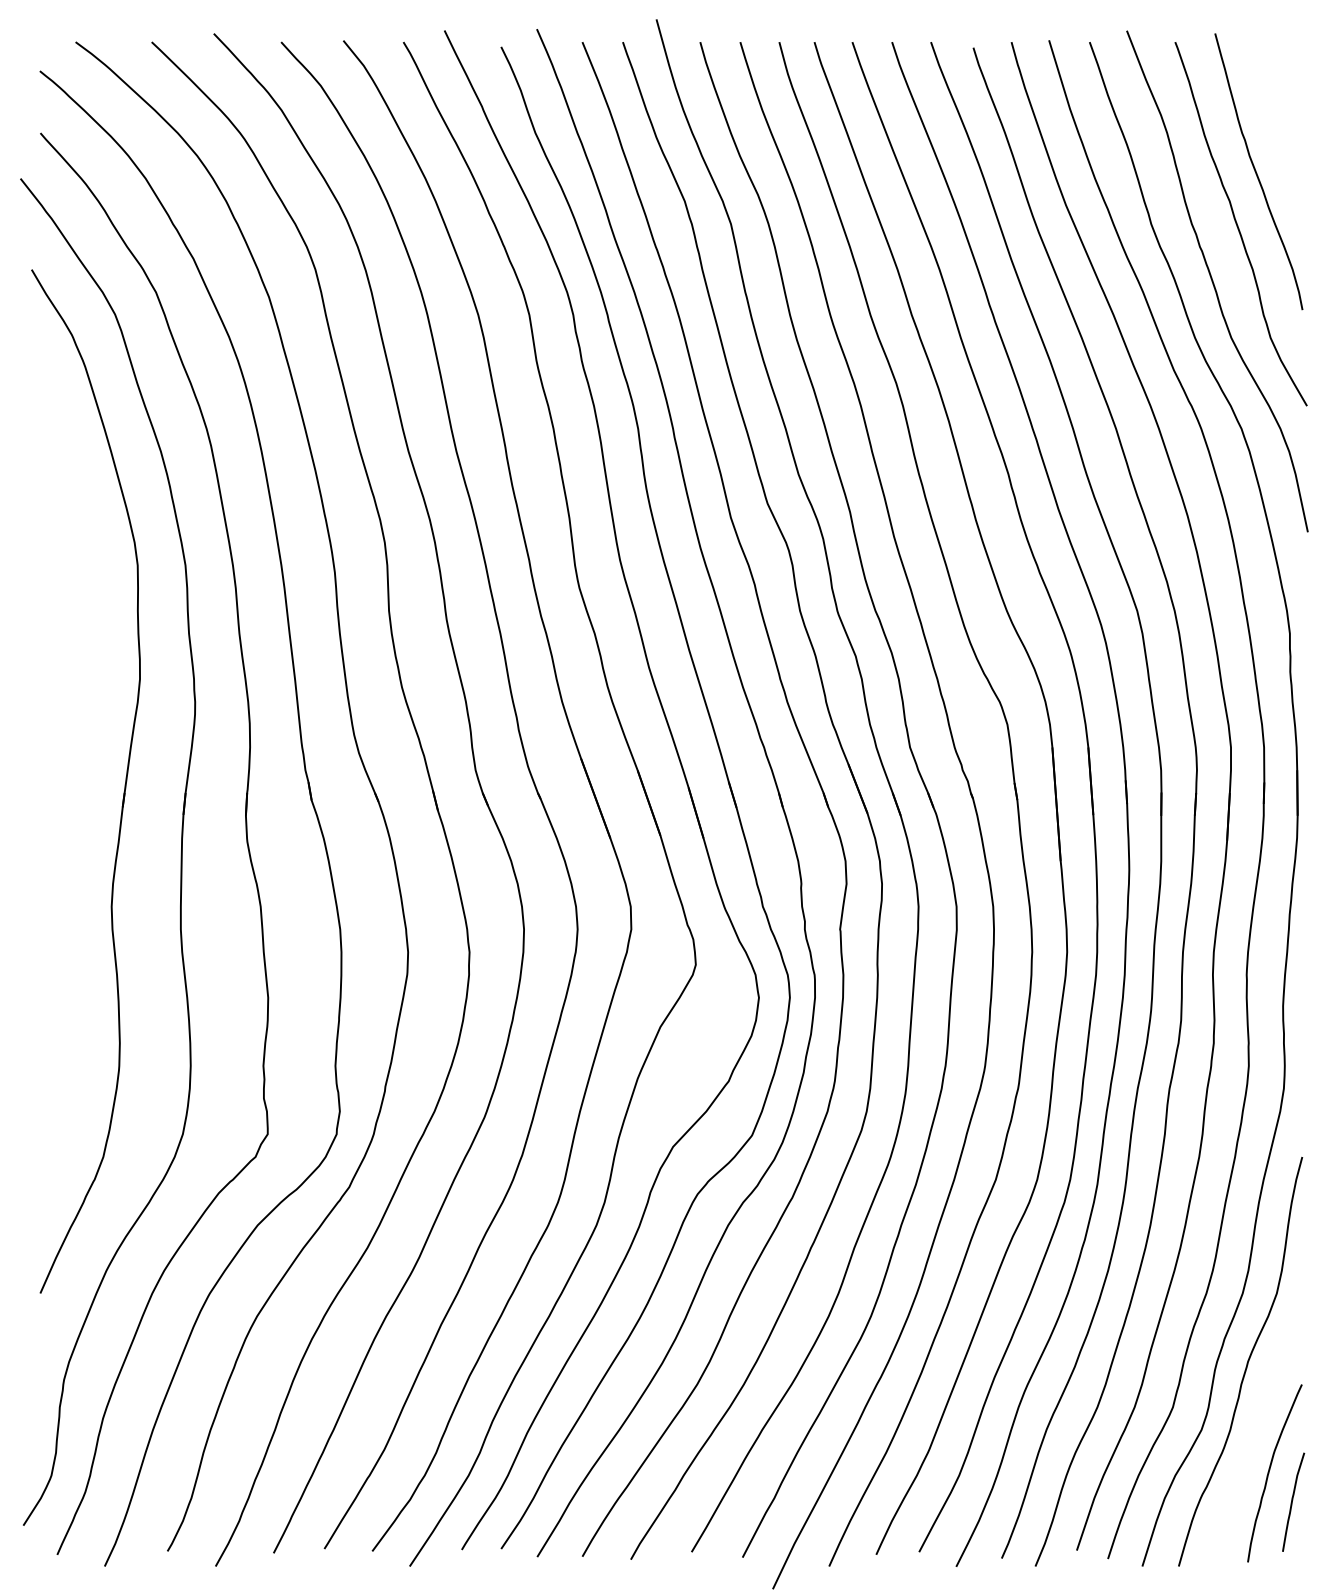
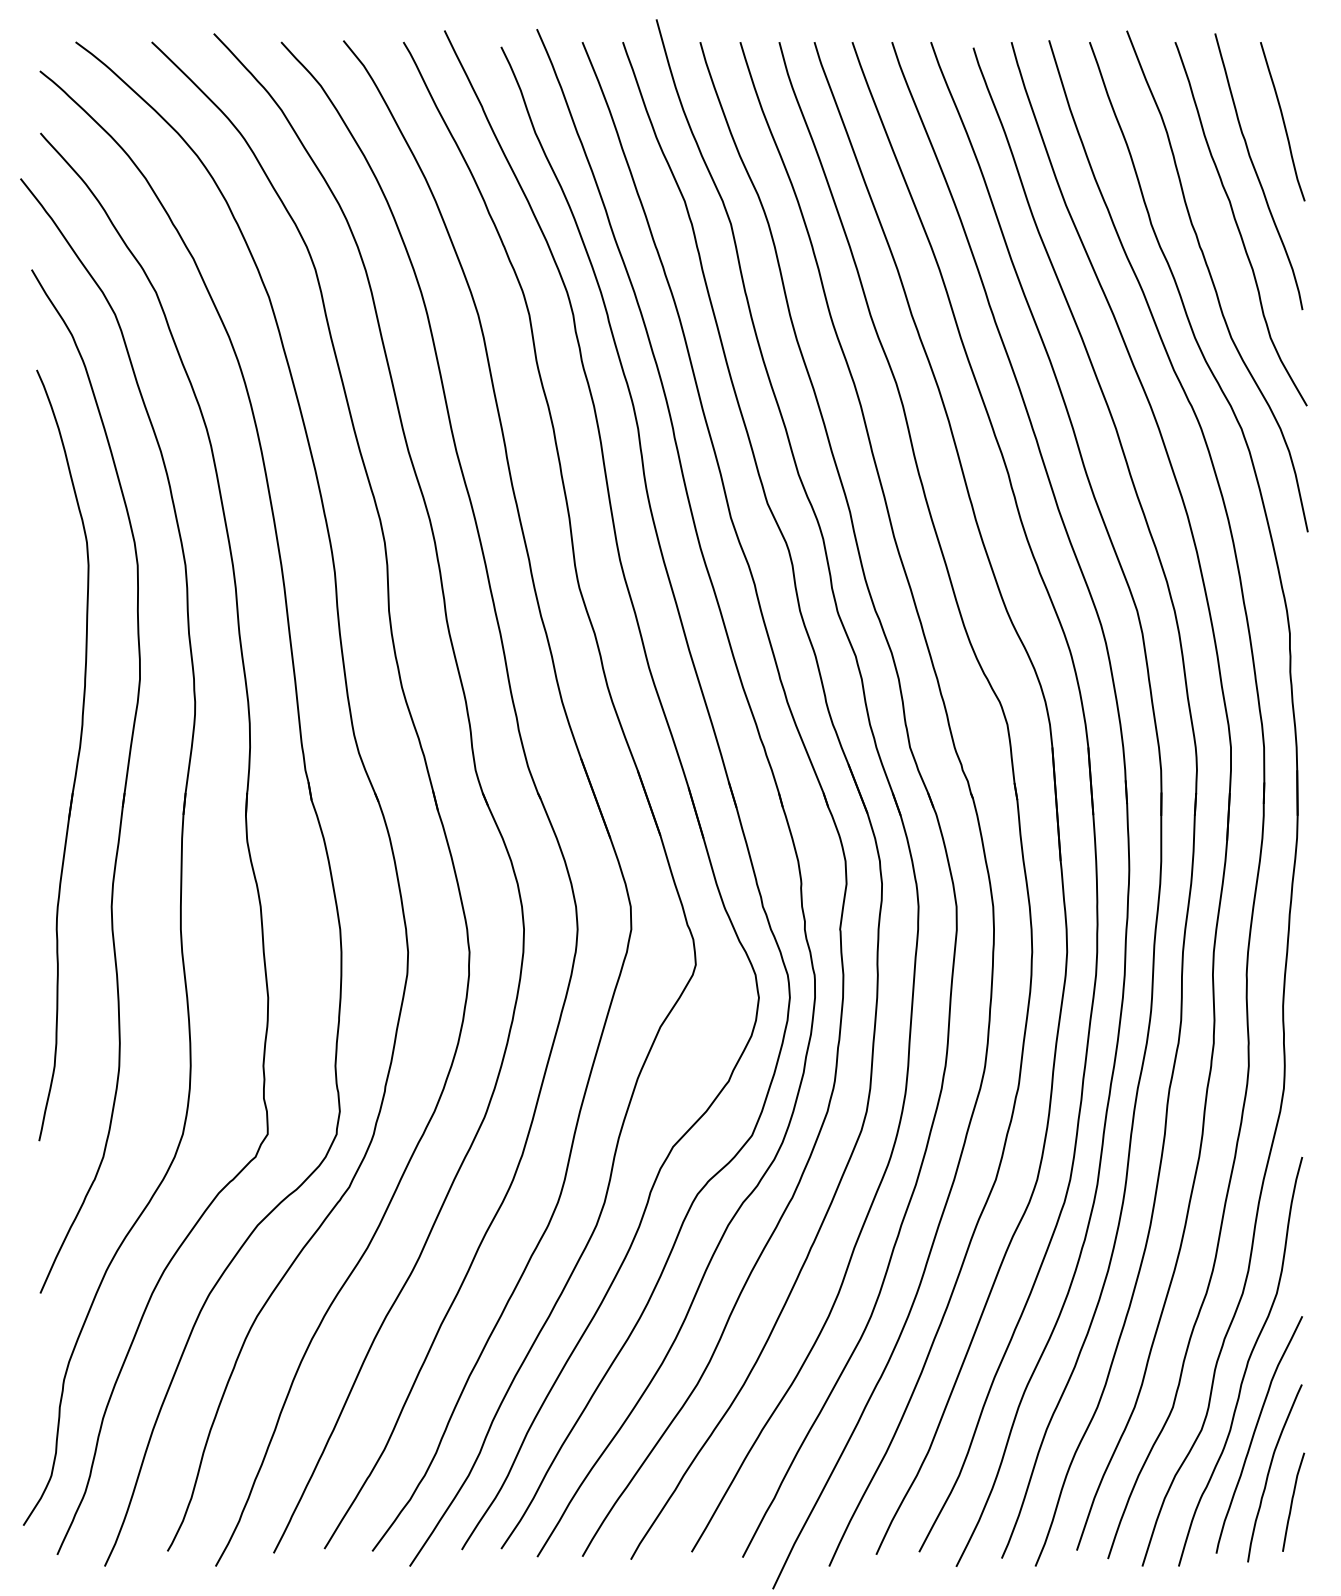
curve: none -> present (1282, 121)
part: none -> present (77, 755)
curve: none -> present (1255, 1432)
